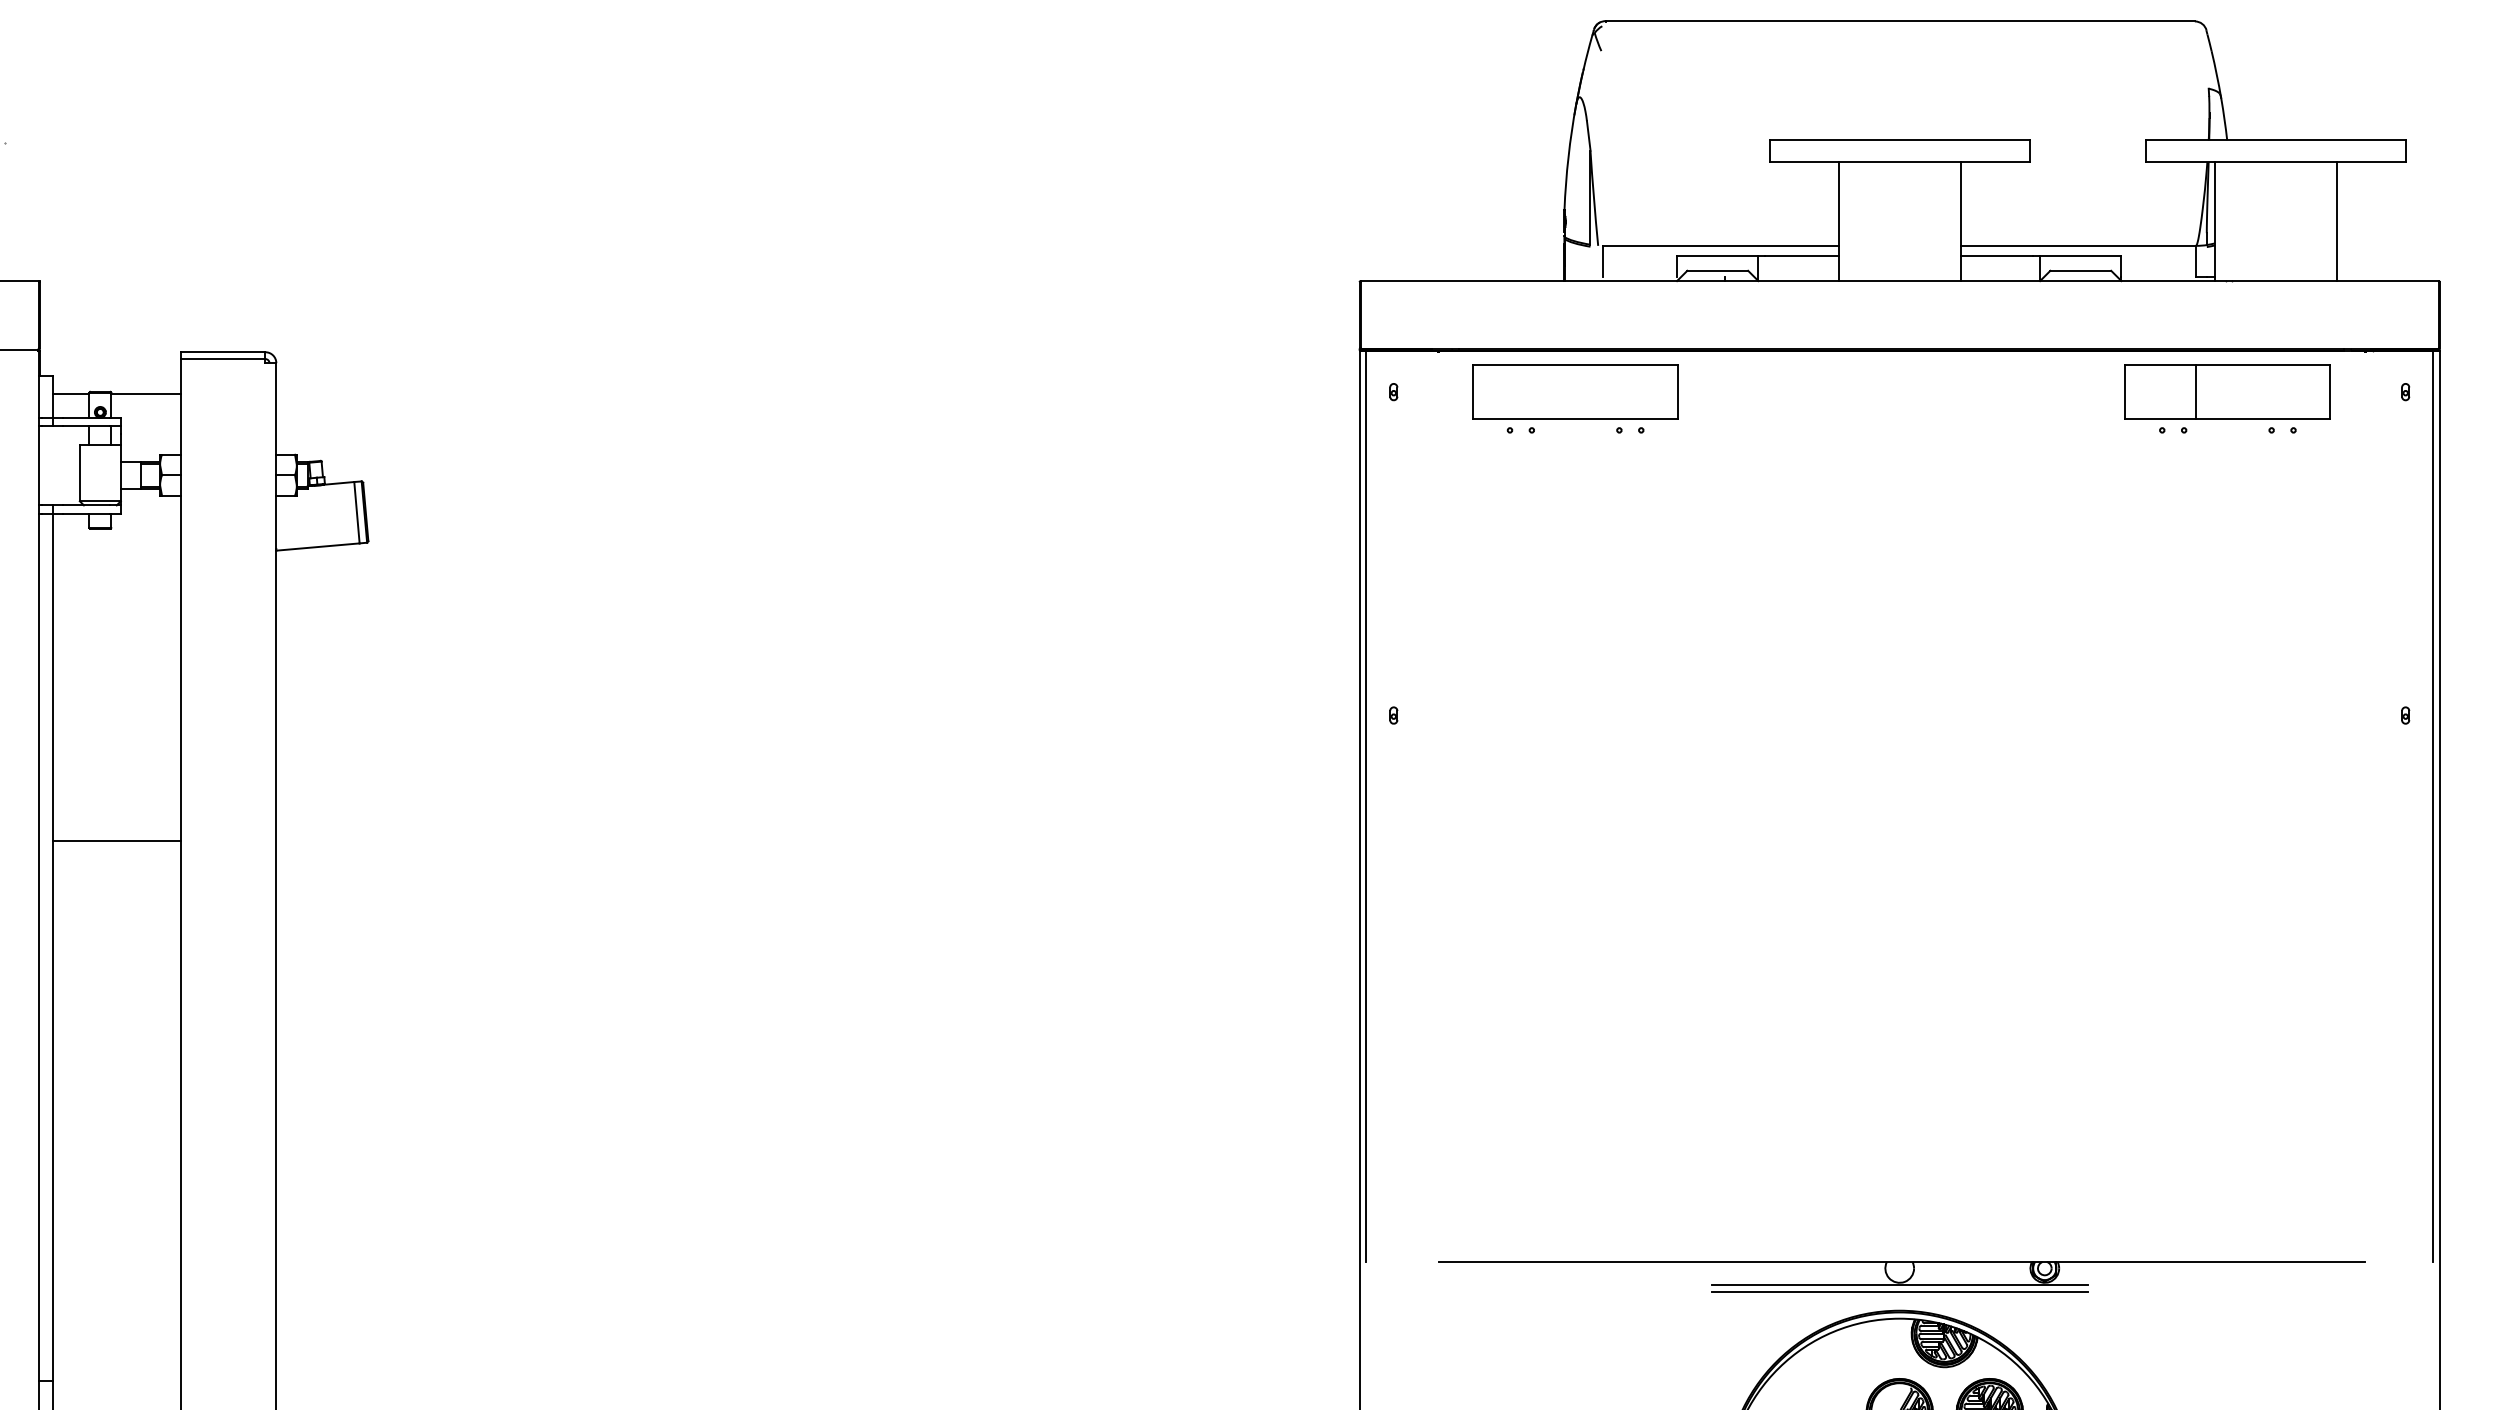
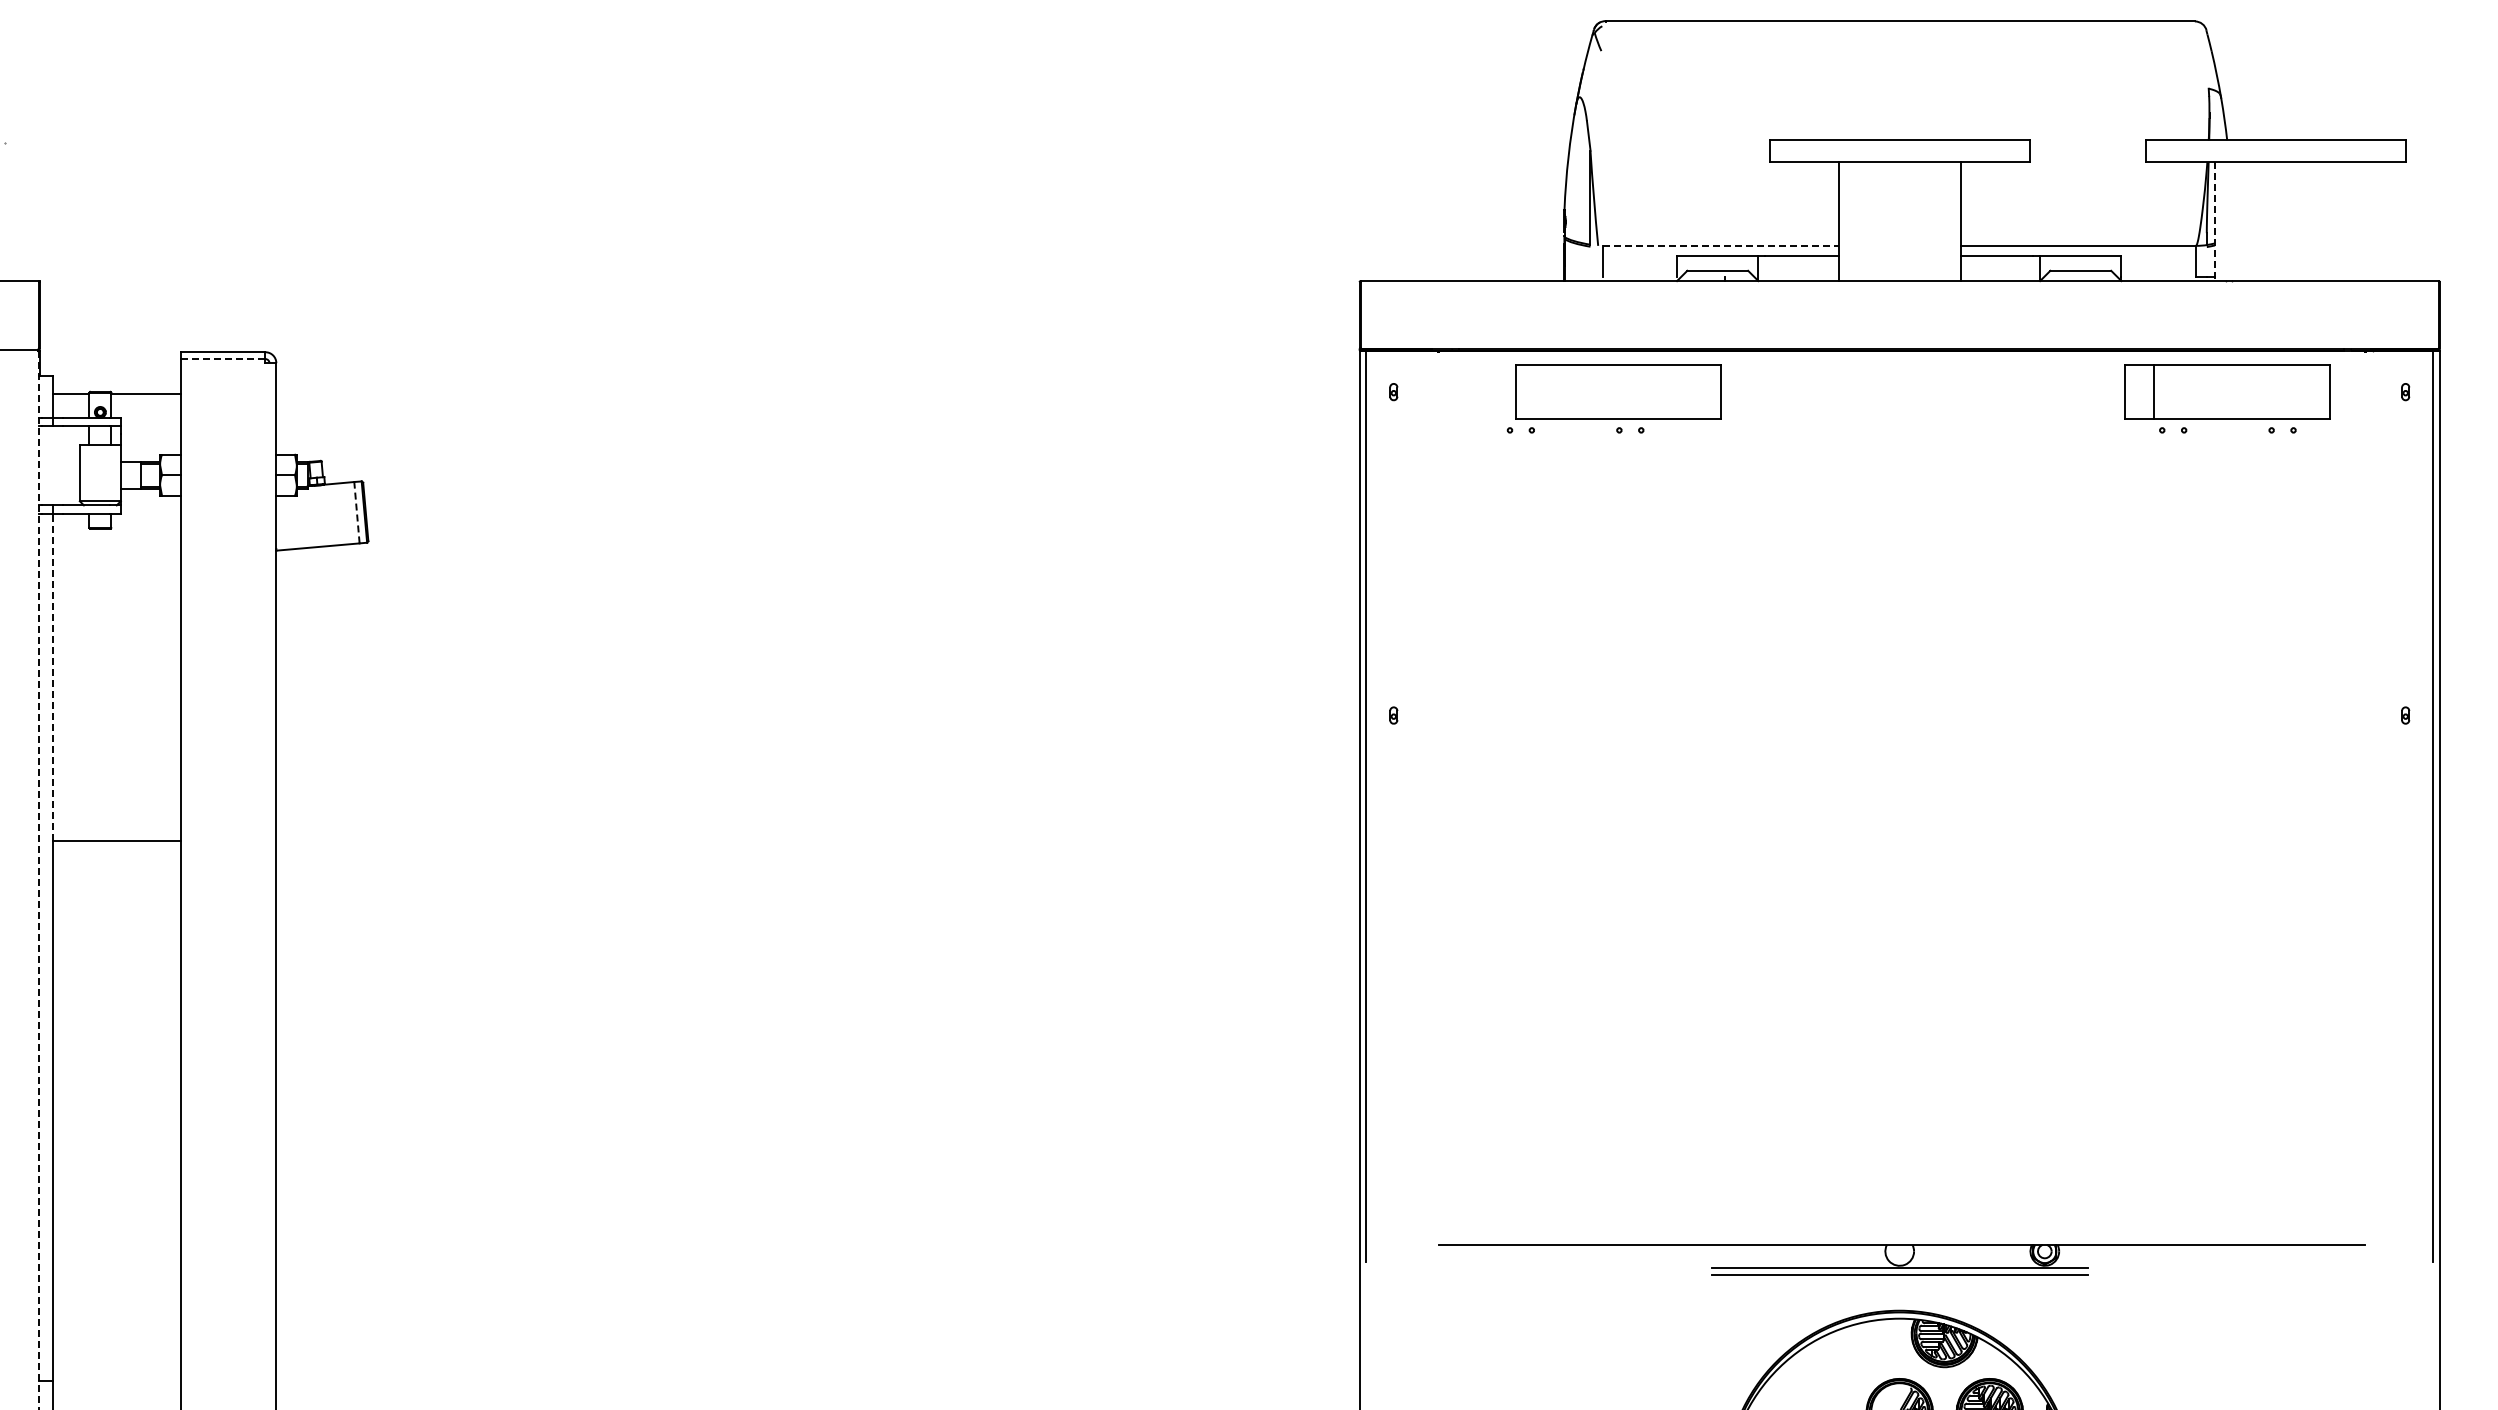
line: present -> none (2336, 221)
line: solid -> dashed (2214, 222)
line: solid -> dashed (1721, 245)
line: solid -> dashed (223, 359)
part position: (1575, 391) -> (1618, 391) (1618, 391)
line position: (2196, 391) -> (2154, 391) (2154, 391)
line: solid -> dashed (356, 512)
line: solid -> dashed (52, 677)
line: solid -> dashed (38, 880)
part position: (1901, 1276) -> (1901, 1259) (1901, 1259)
